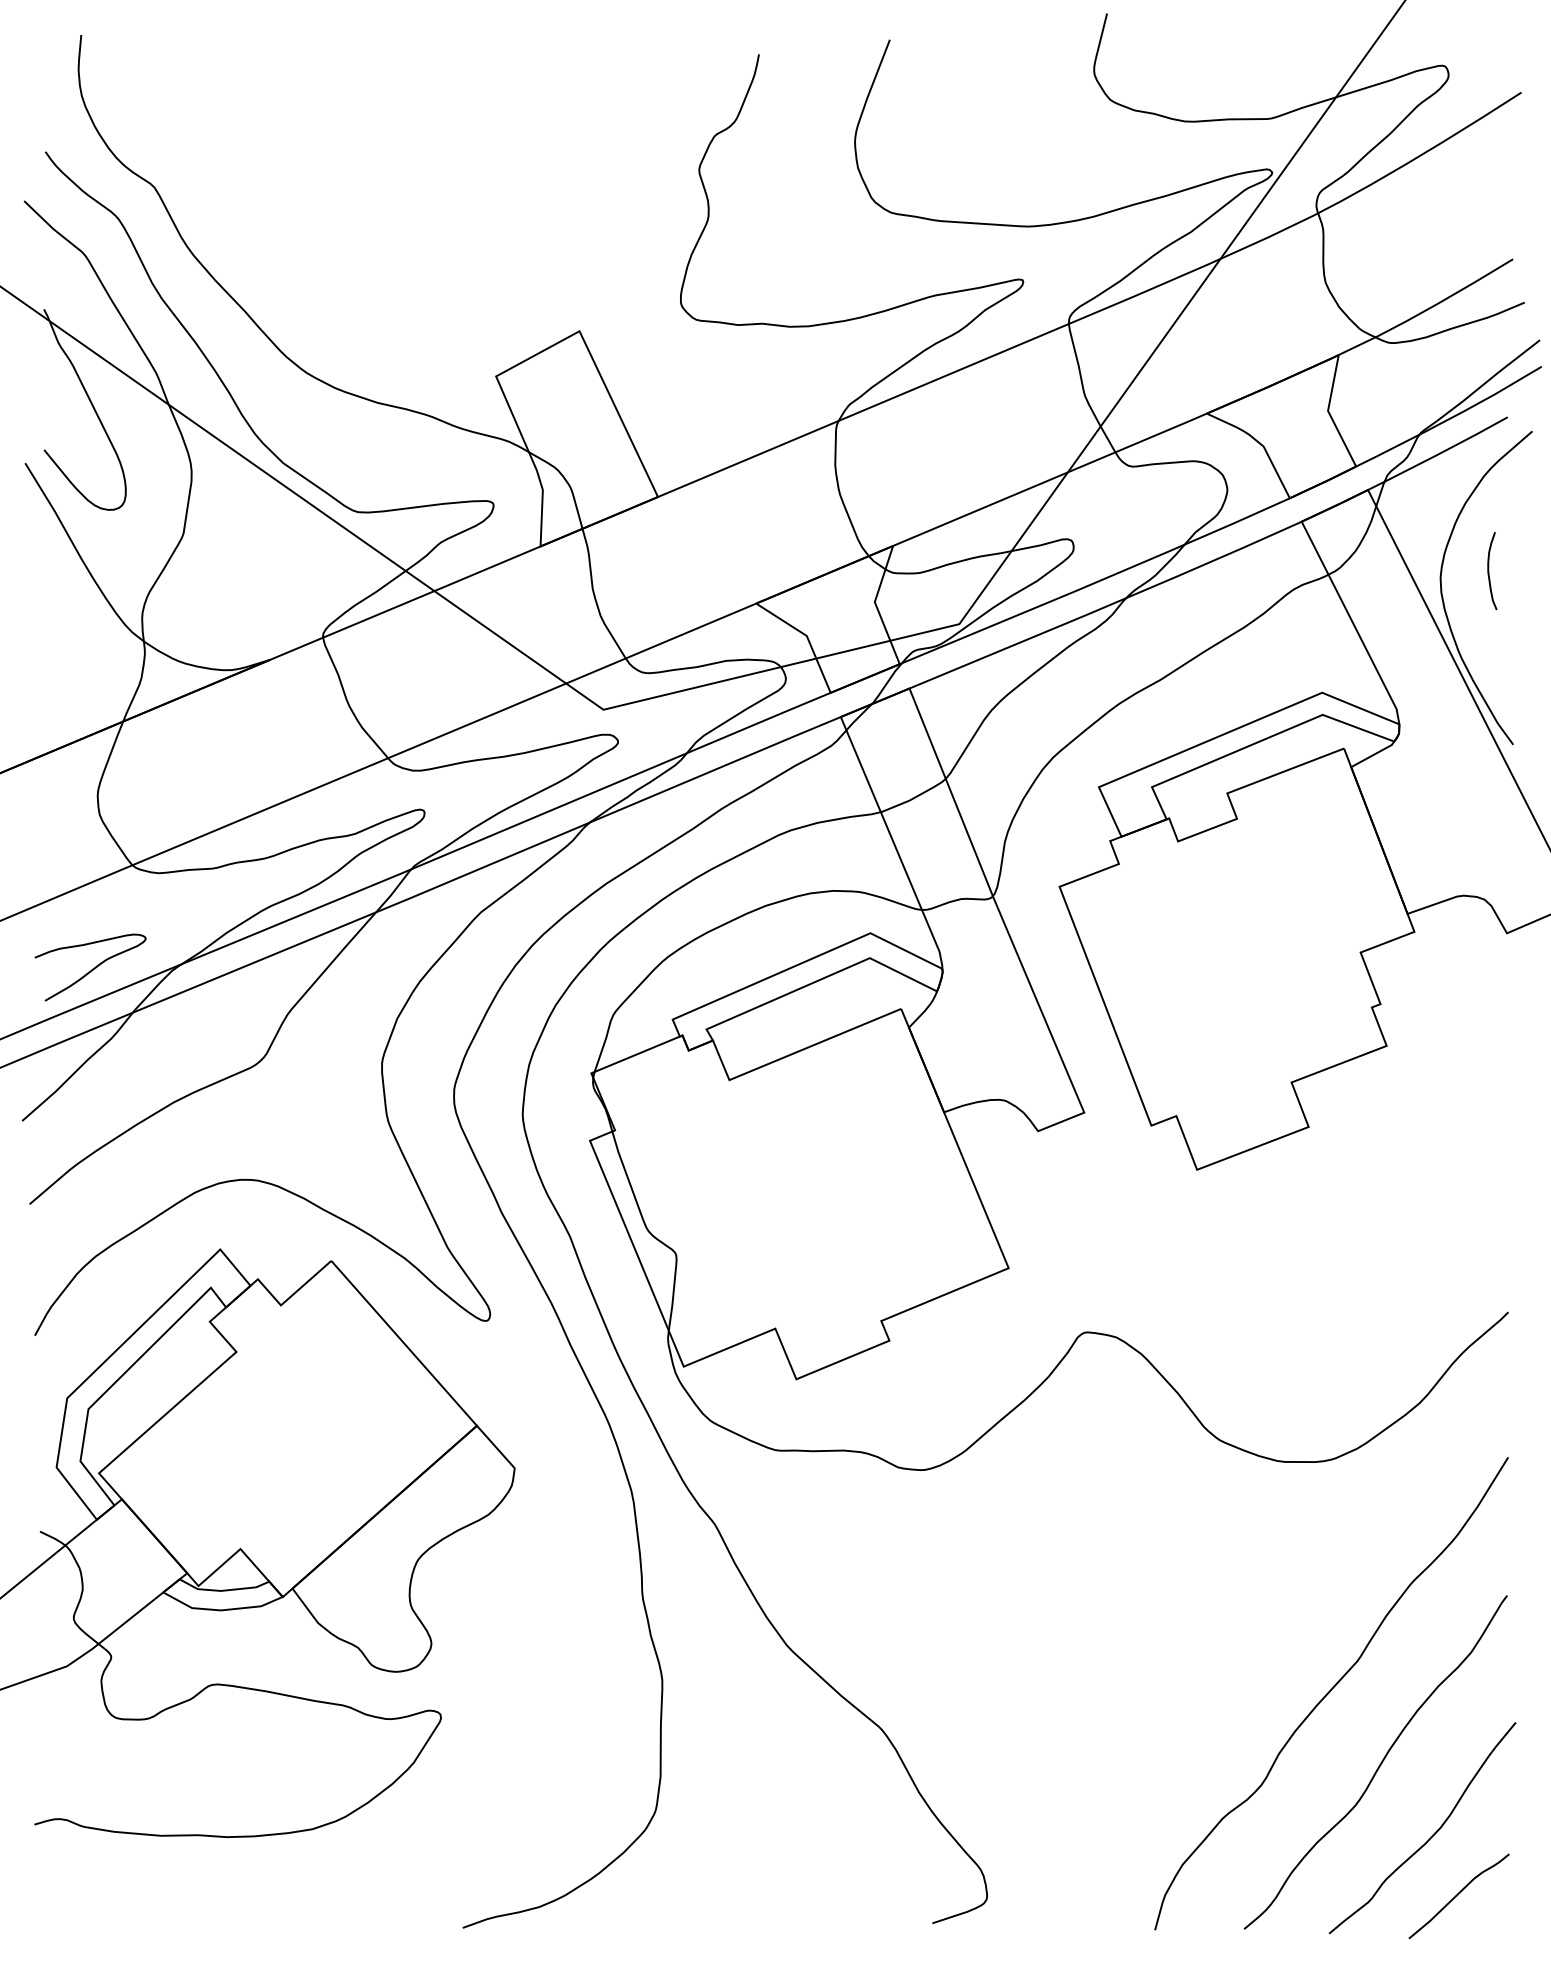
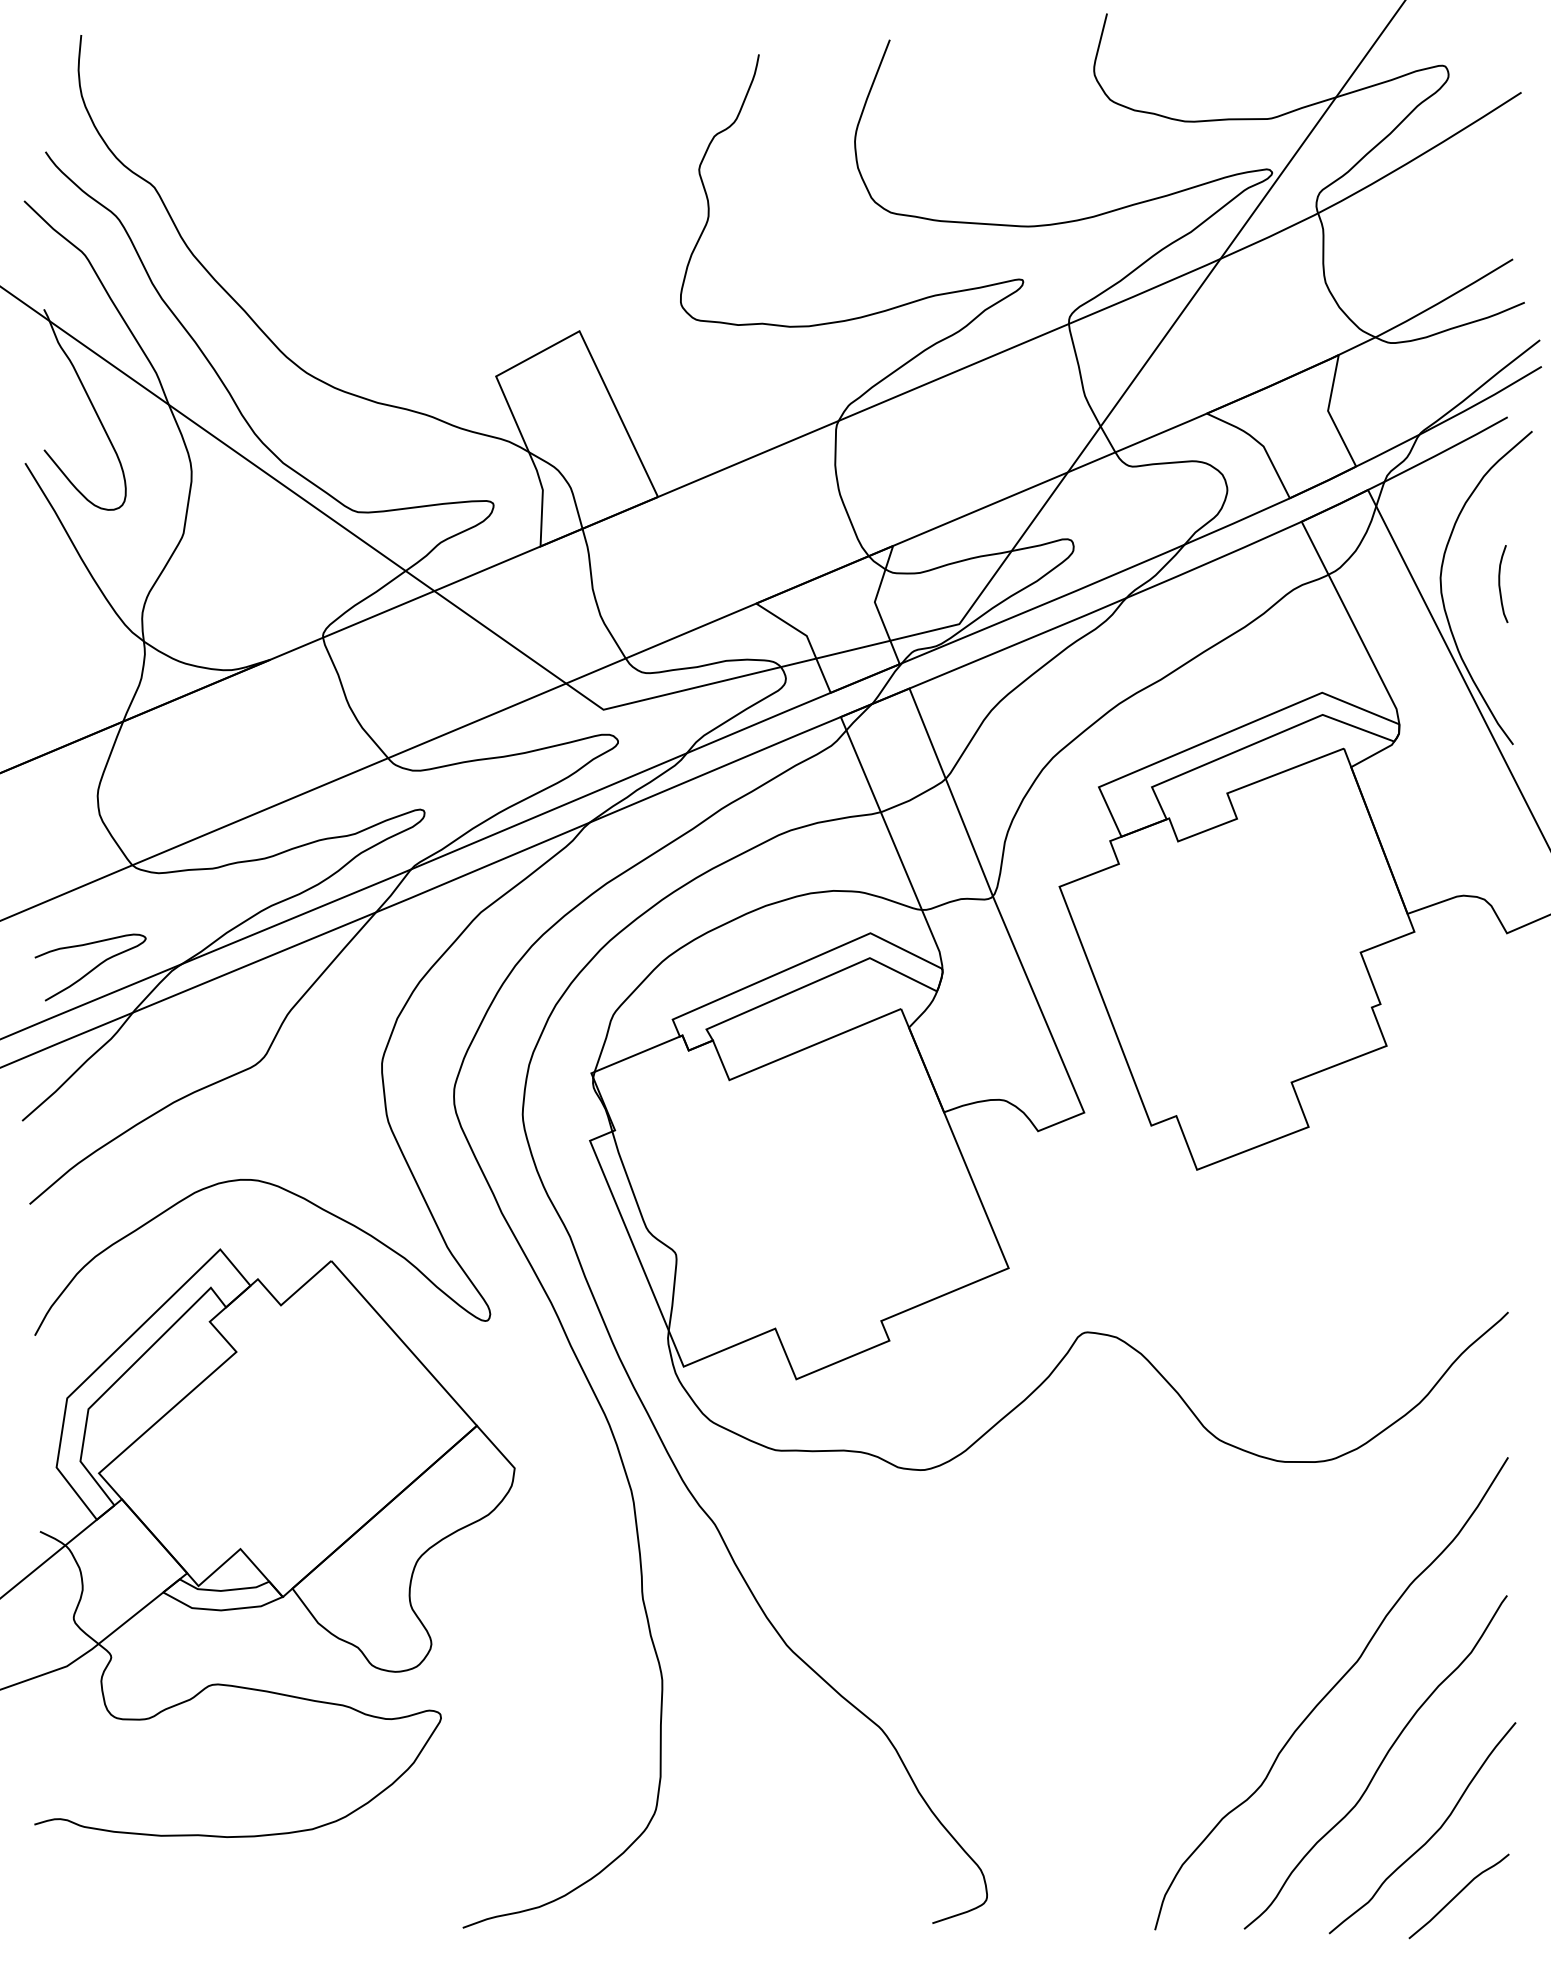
curve position: (1489, 571) -> (1500, 584) (1500, 584)
